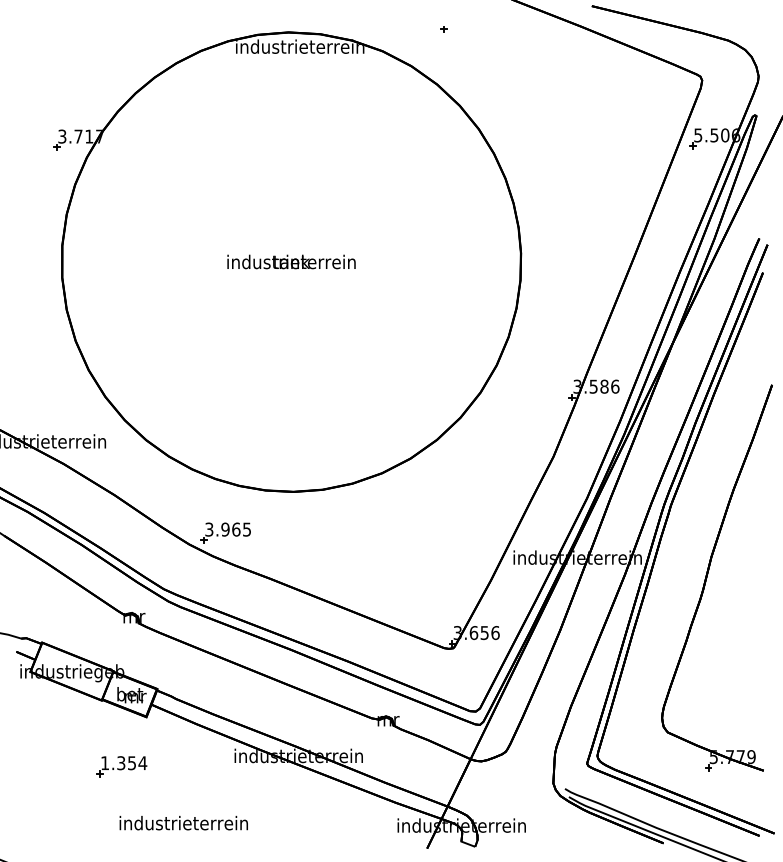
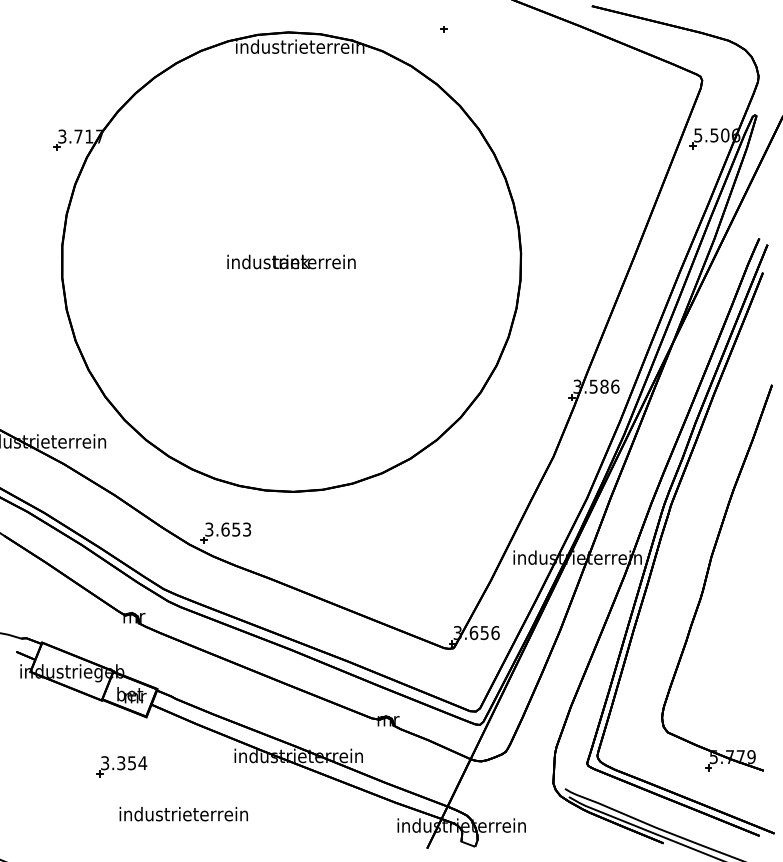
text: 3.965 -> 3.653 (236, 529)
text: 1.354 -> 3.354 (105, 763)
text position: (183, 822) -> (183, 813) (183, 813)
